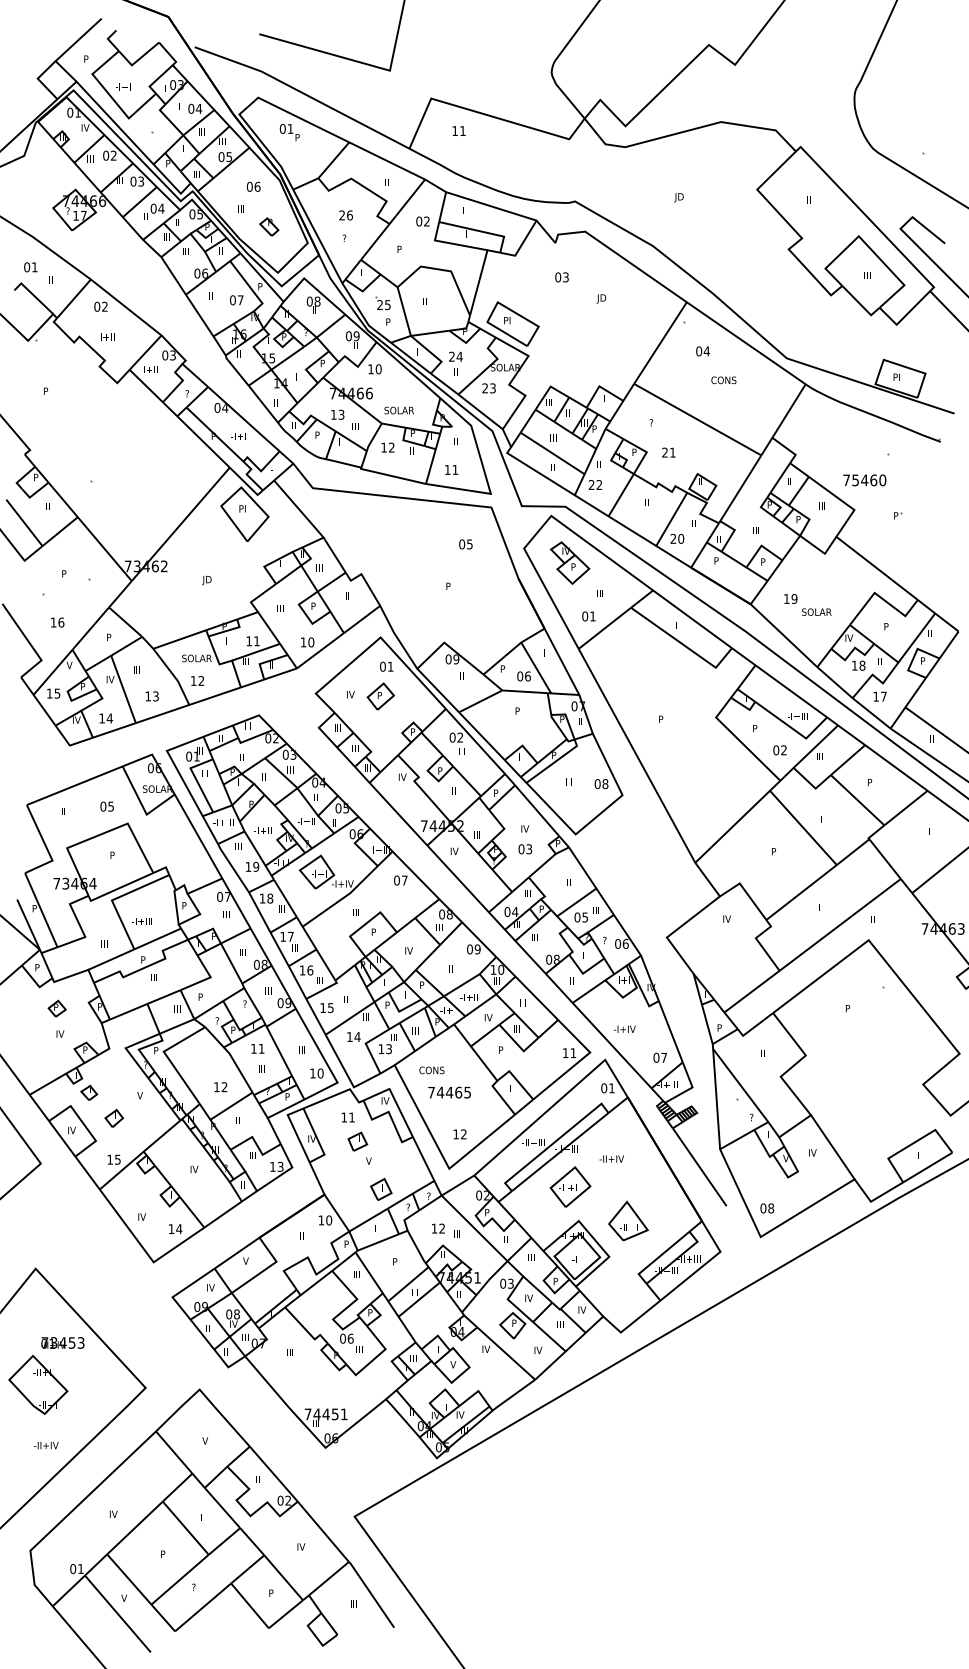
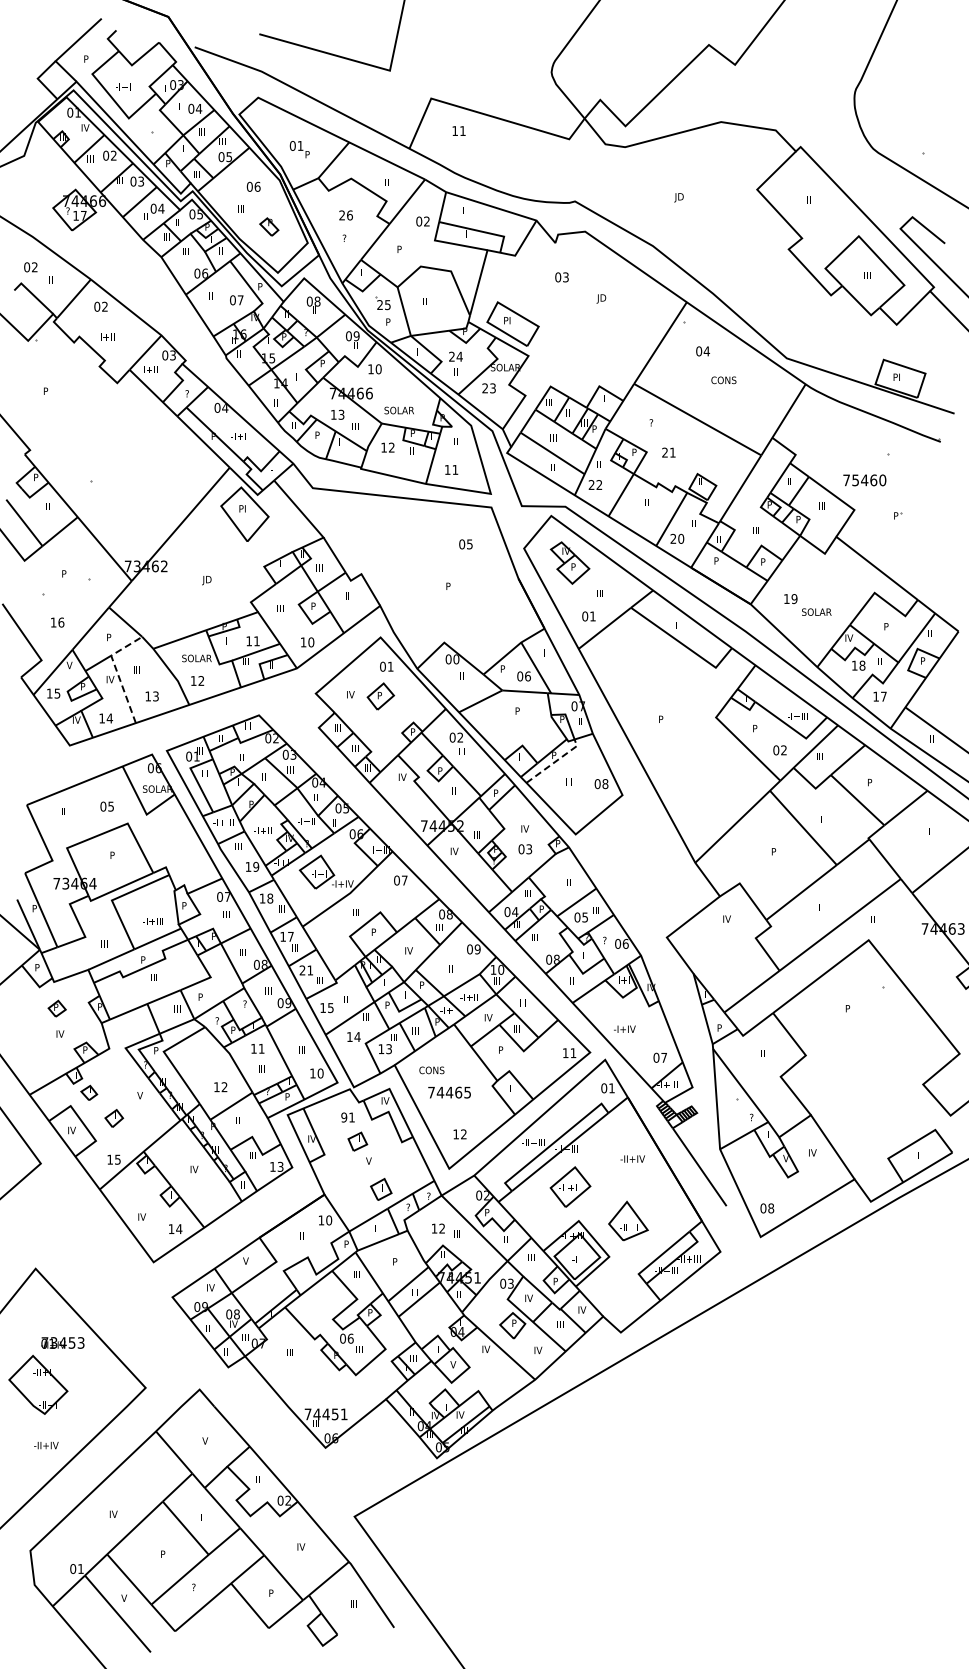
text position: (289, 132) -> (299, 149) (299, 149)
text: 01 -> 02 (34, 267)
text: 09 -> 00 (456, 659)
line: solid -> dashed (117, 671)
line: solid -> dashed (555, 761)
text position: (141, 921) -> (152, 921) (152, 921)
text: 16 -> 21 (306, 970)
text: 11 -> 91 (344, 1117)
text position: (611, 1158) -> (632, 1158) (632, 1158)
